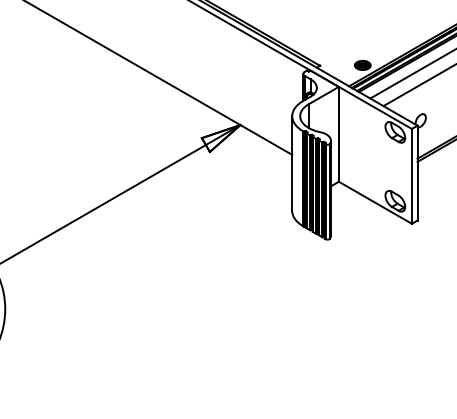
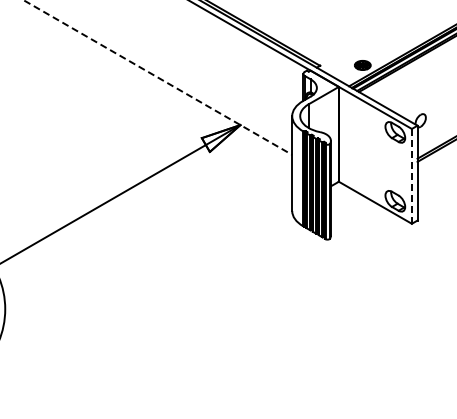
line: present -> none (411, 74)
line: solid -> dashed (158, 77)
line: present -> none (418, 85)
line: solid -> dashed (411, 176)
